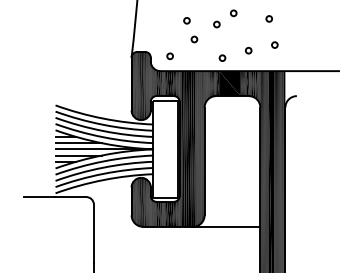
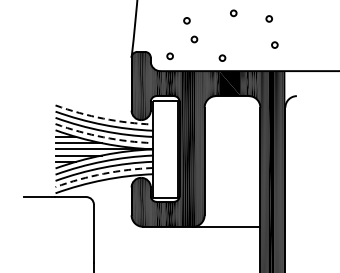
circle: present -> none (216, 24)
circle: present -> none (248, 50)
arc: solid -> dashed (103, 118)
arc: solid -> dashed (103, 137)
arc: solid -> dashed (103, 173)
